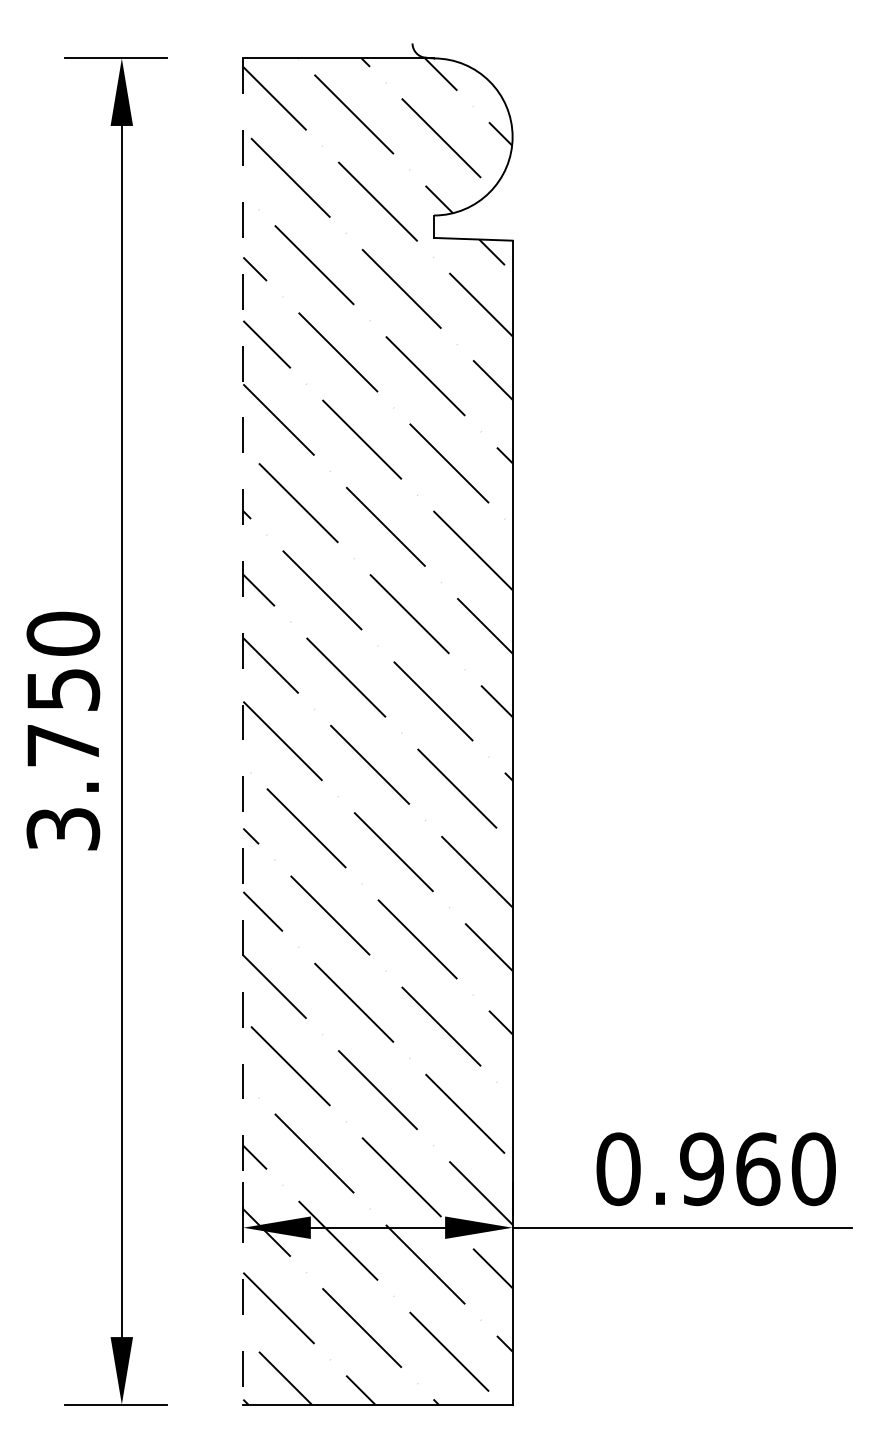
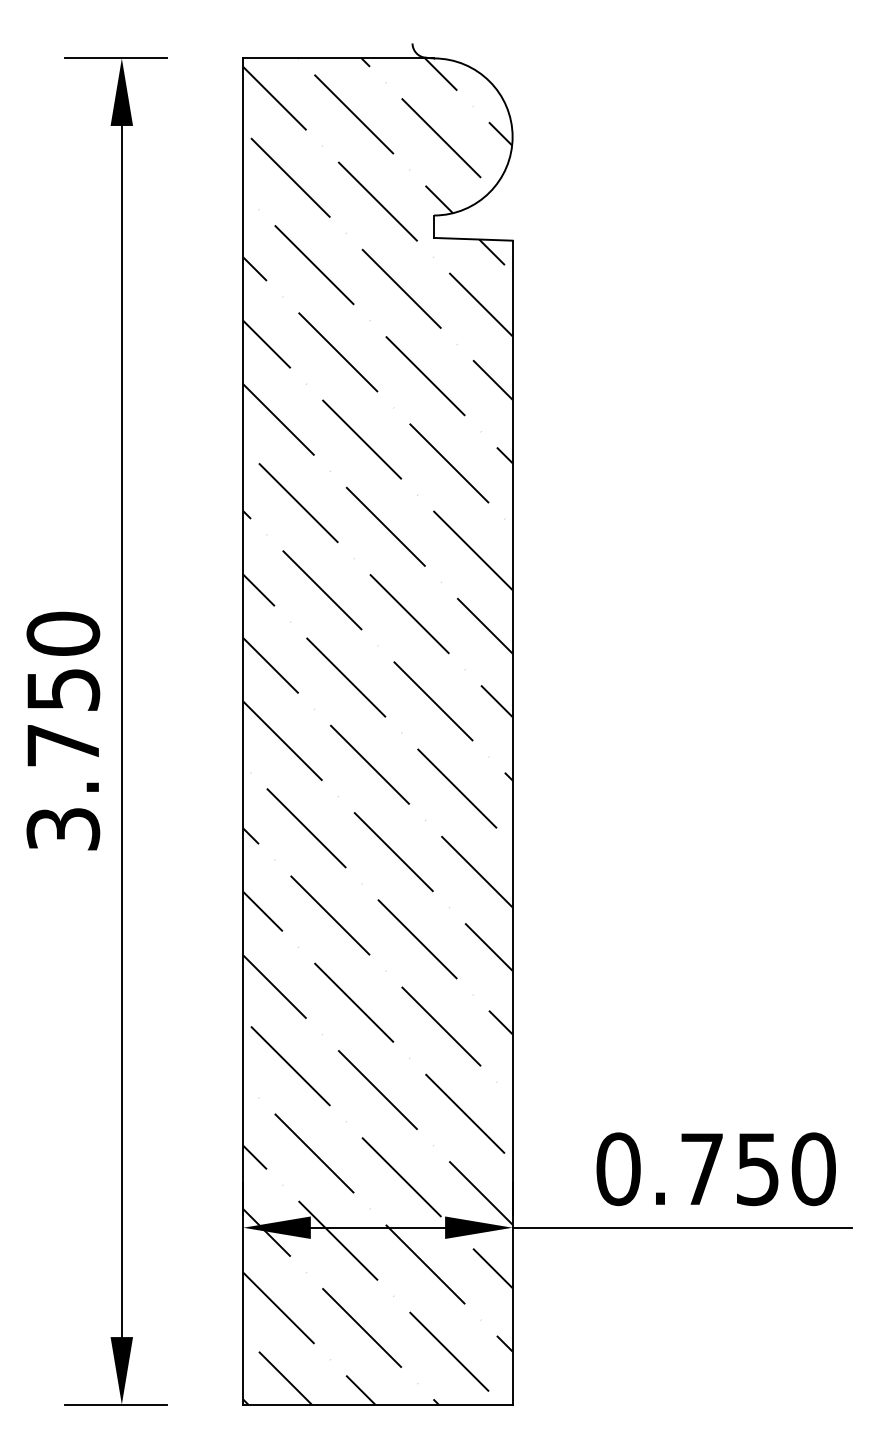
line: dashed -> solid (243, 732)
text: 0.960 -> 0.750 (730, 1169)
